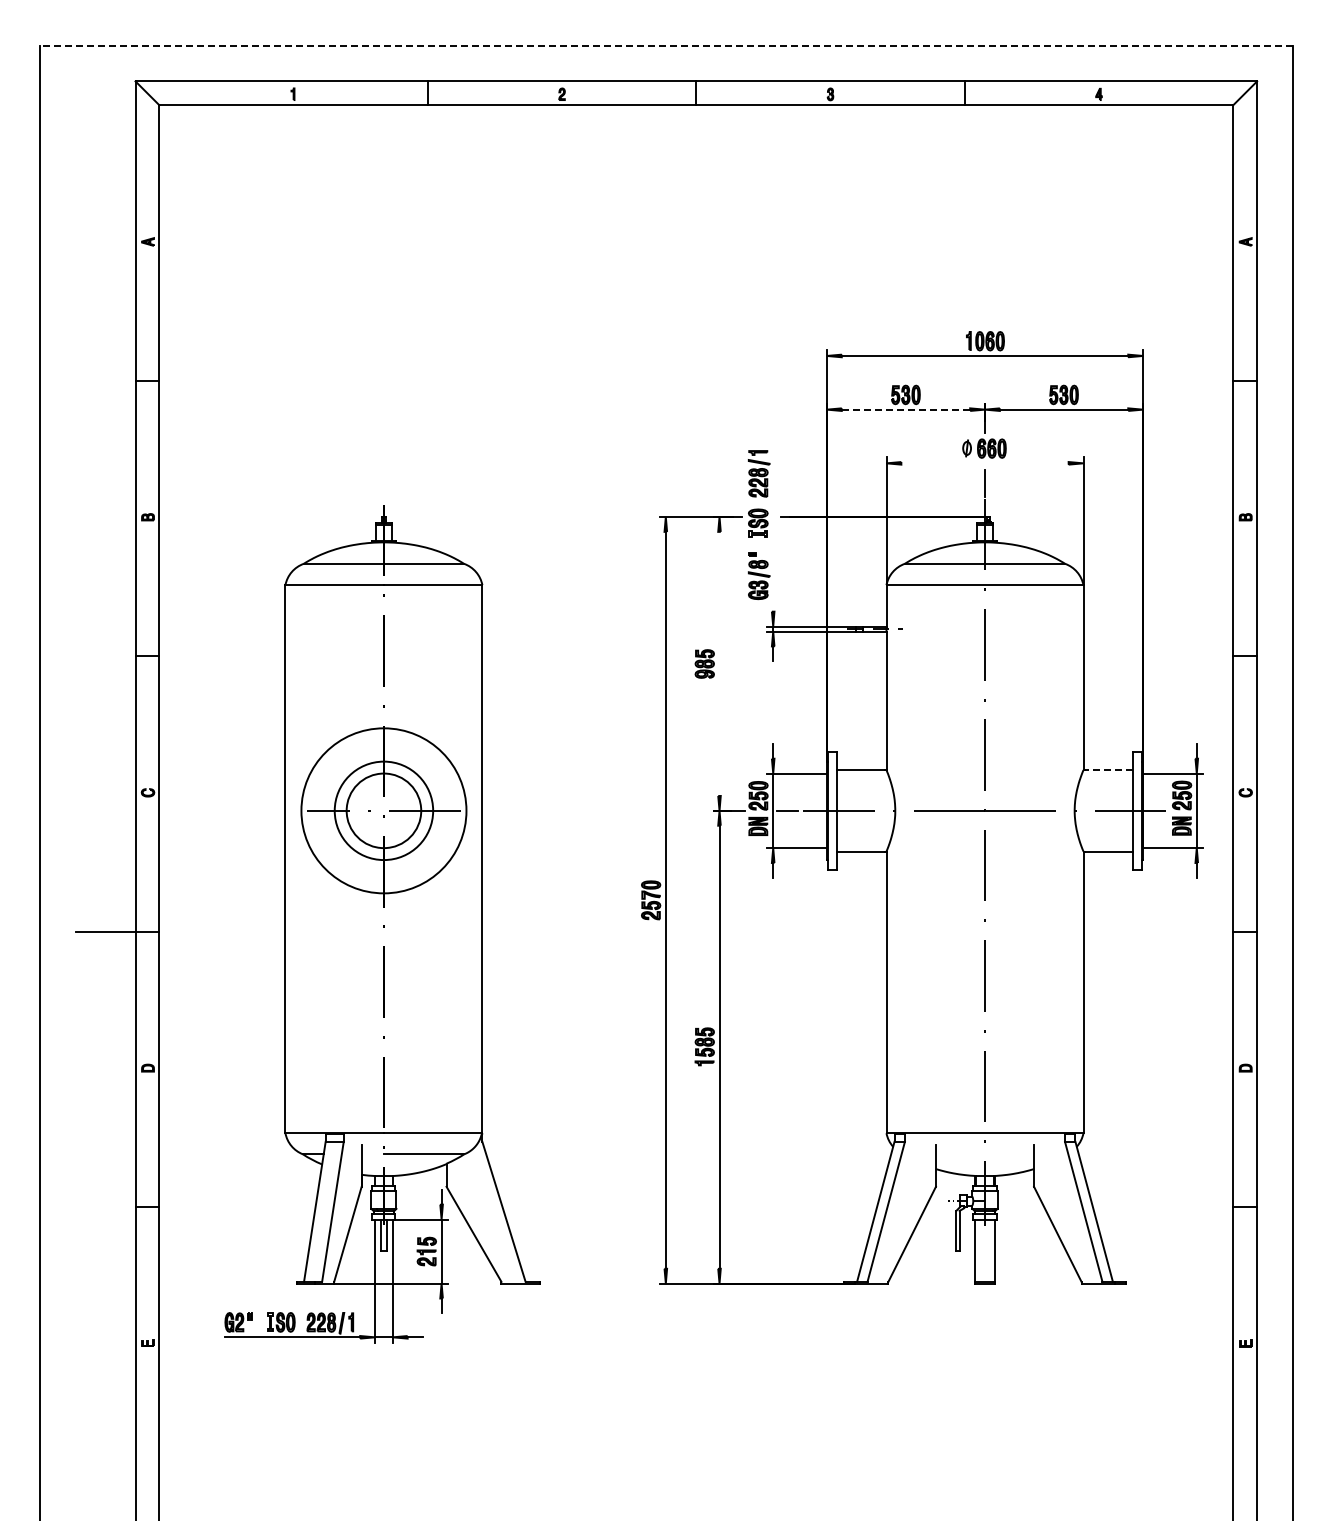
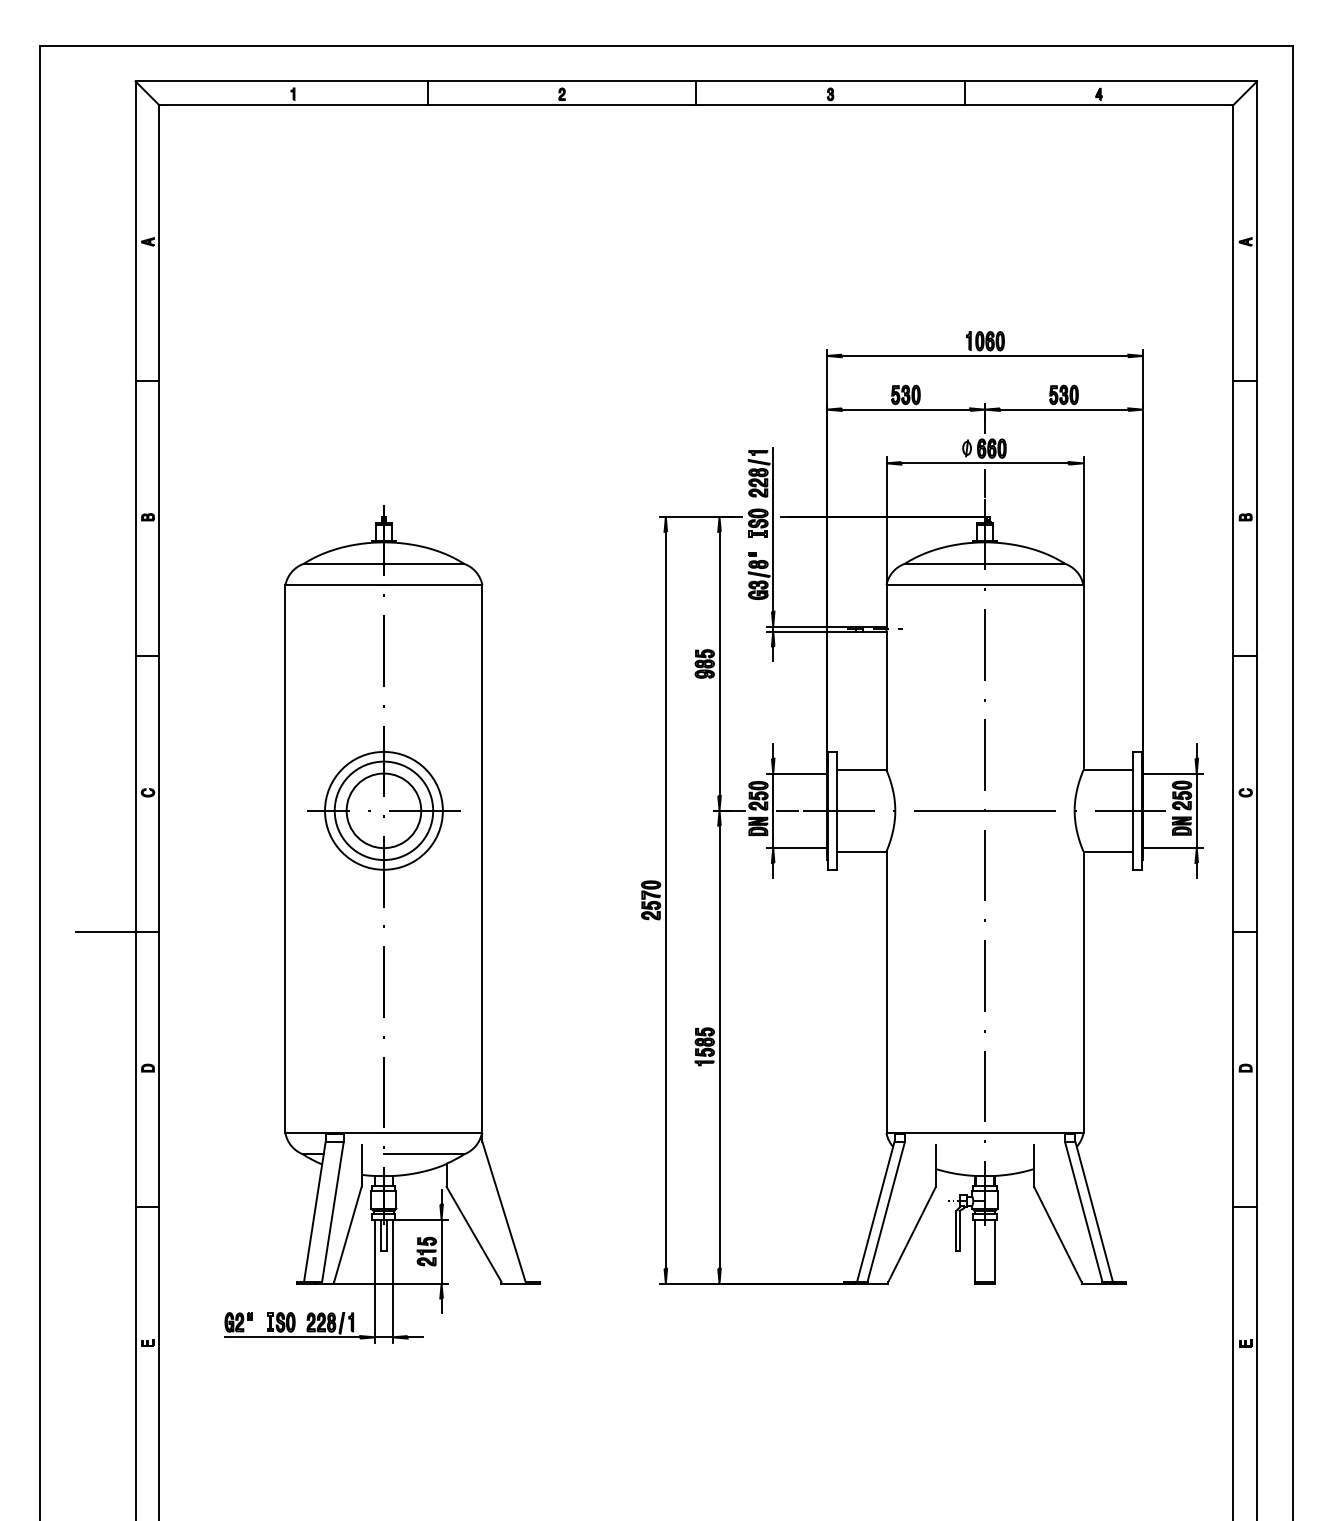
line: dashed -> solid (666, 45)
line: dashed -> solid (906, 409)
line: none -> present (984, 463)
line: none -> present (773, 529)
line: none -> present (719, 663)
line: dashed -> solid (1108, 770)
circle diameter: 165 px -> 118 px (383, 810)
